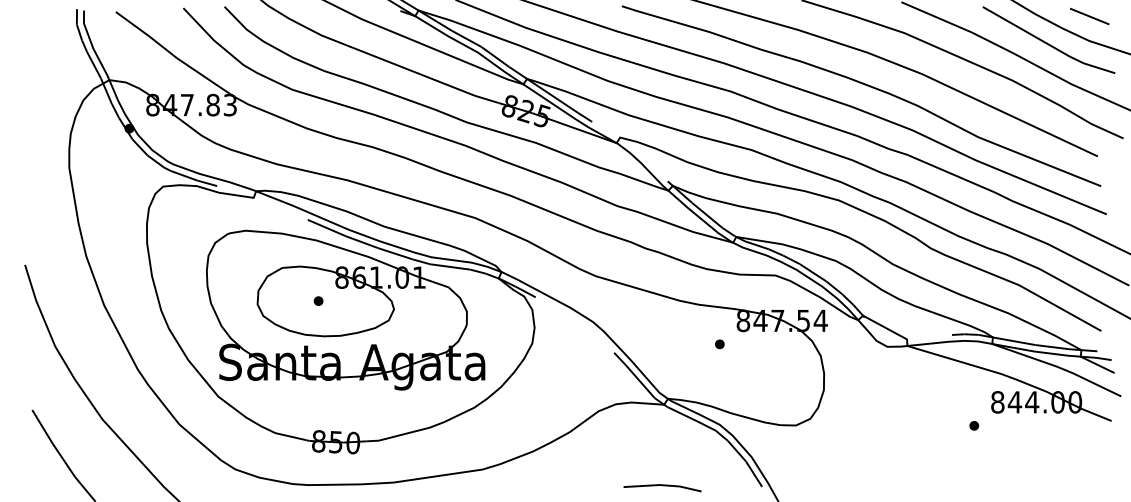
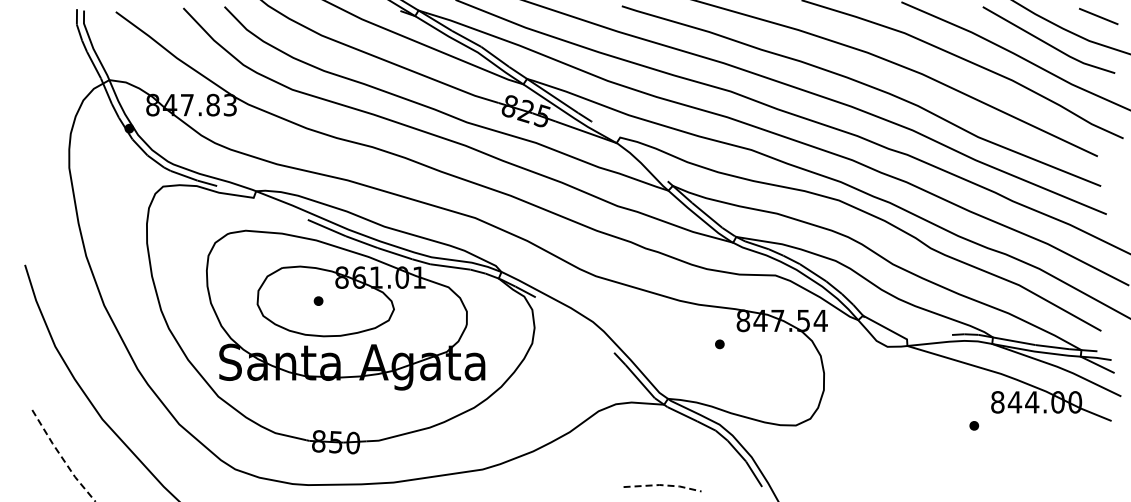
line position: (1089, 16) -> (1098, 16) (1098, 16)
line: solid -> dashed (62, 457)
line: solid -> dashed (663, 485)
